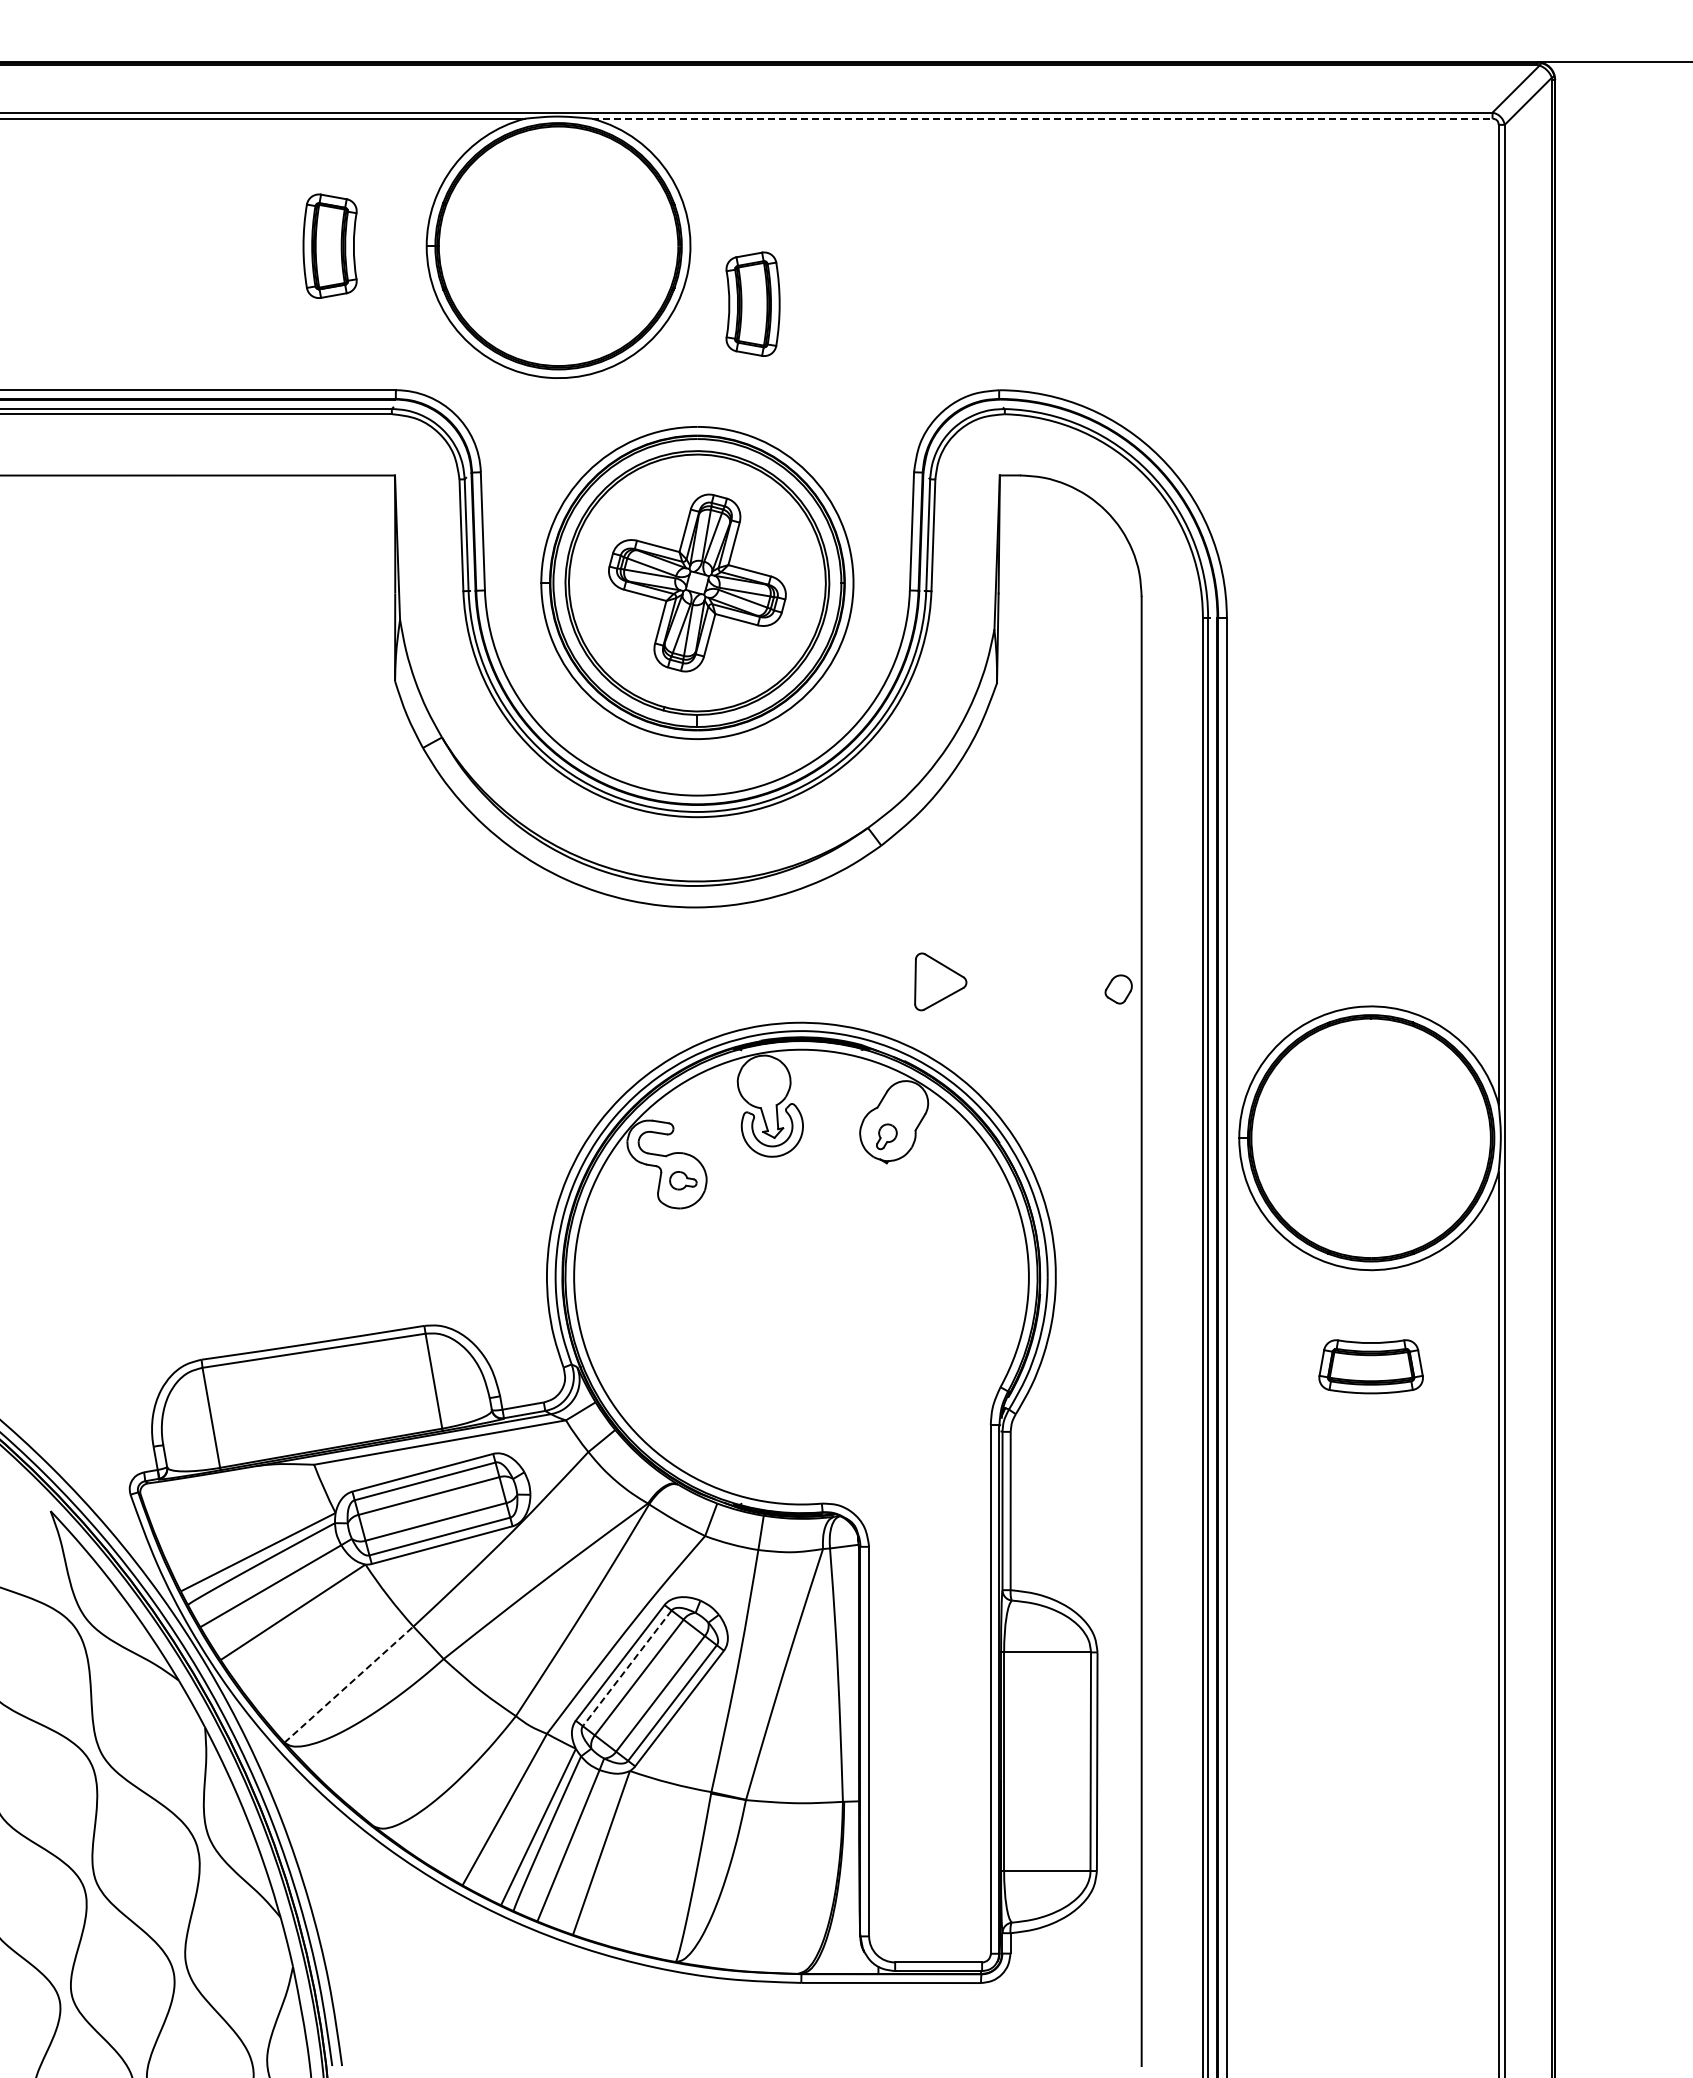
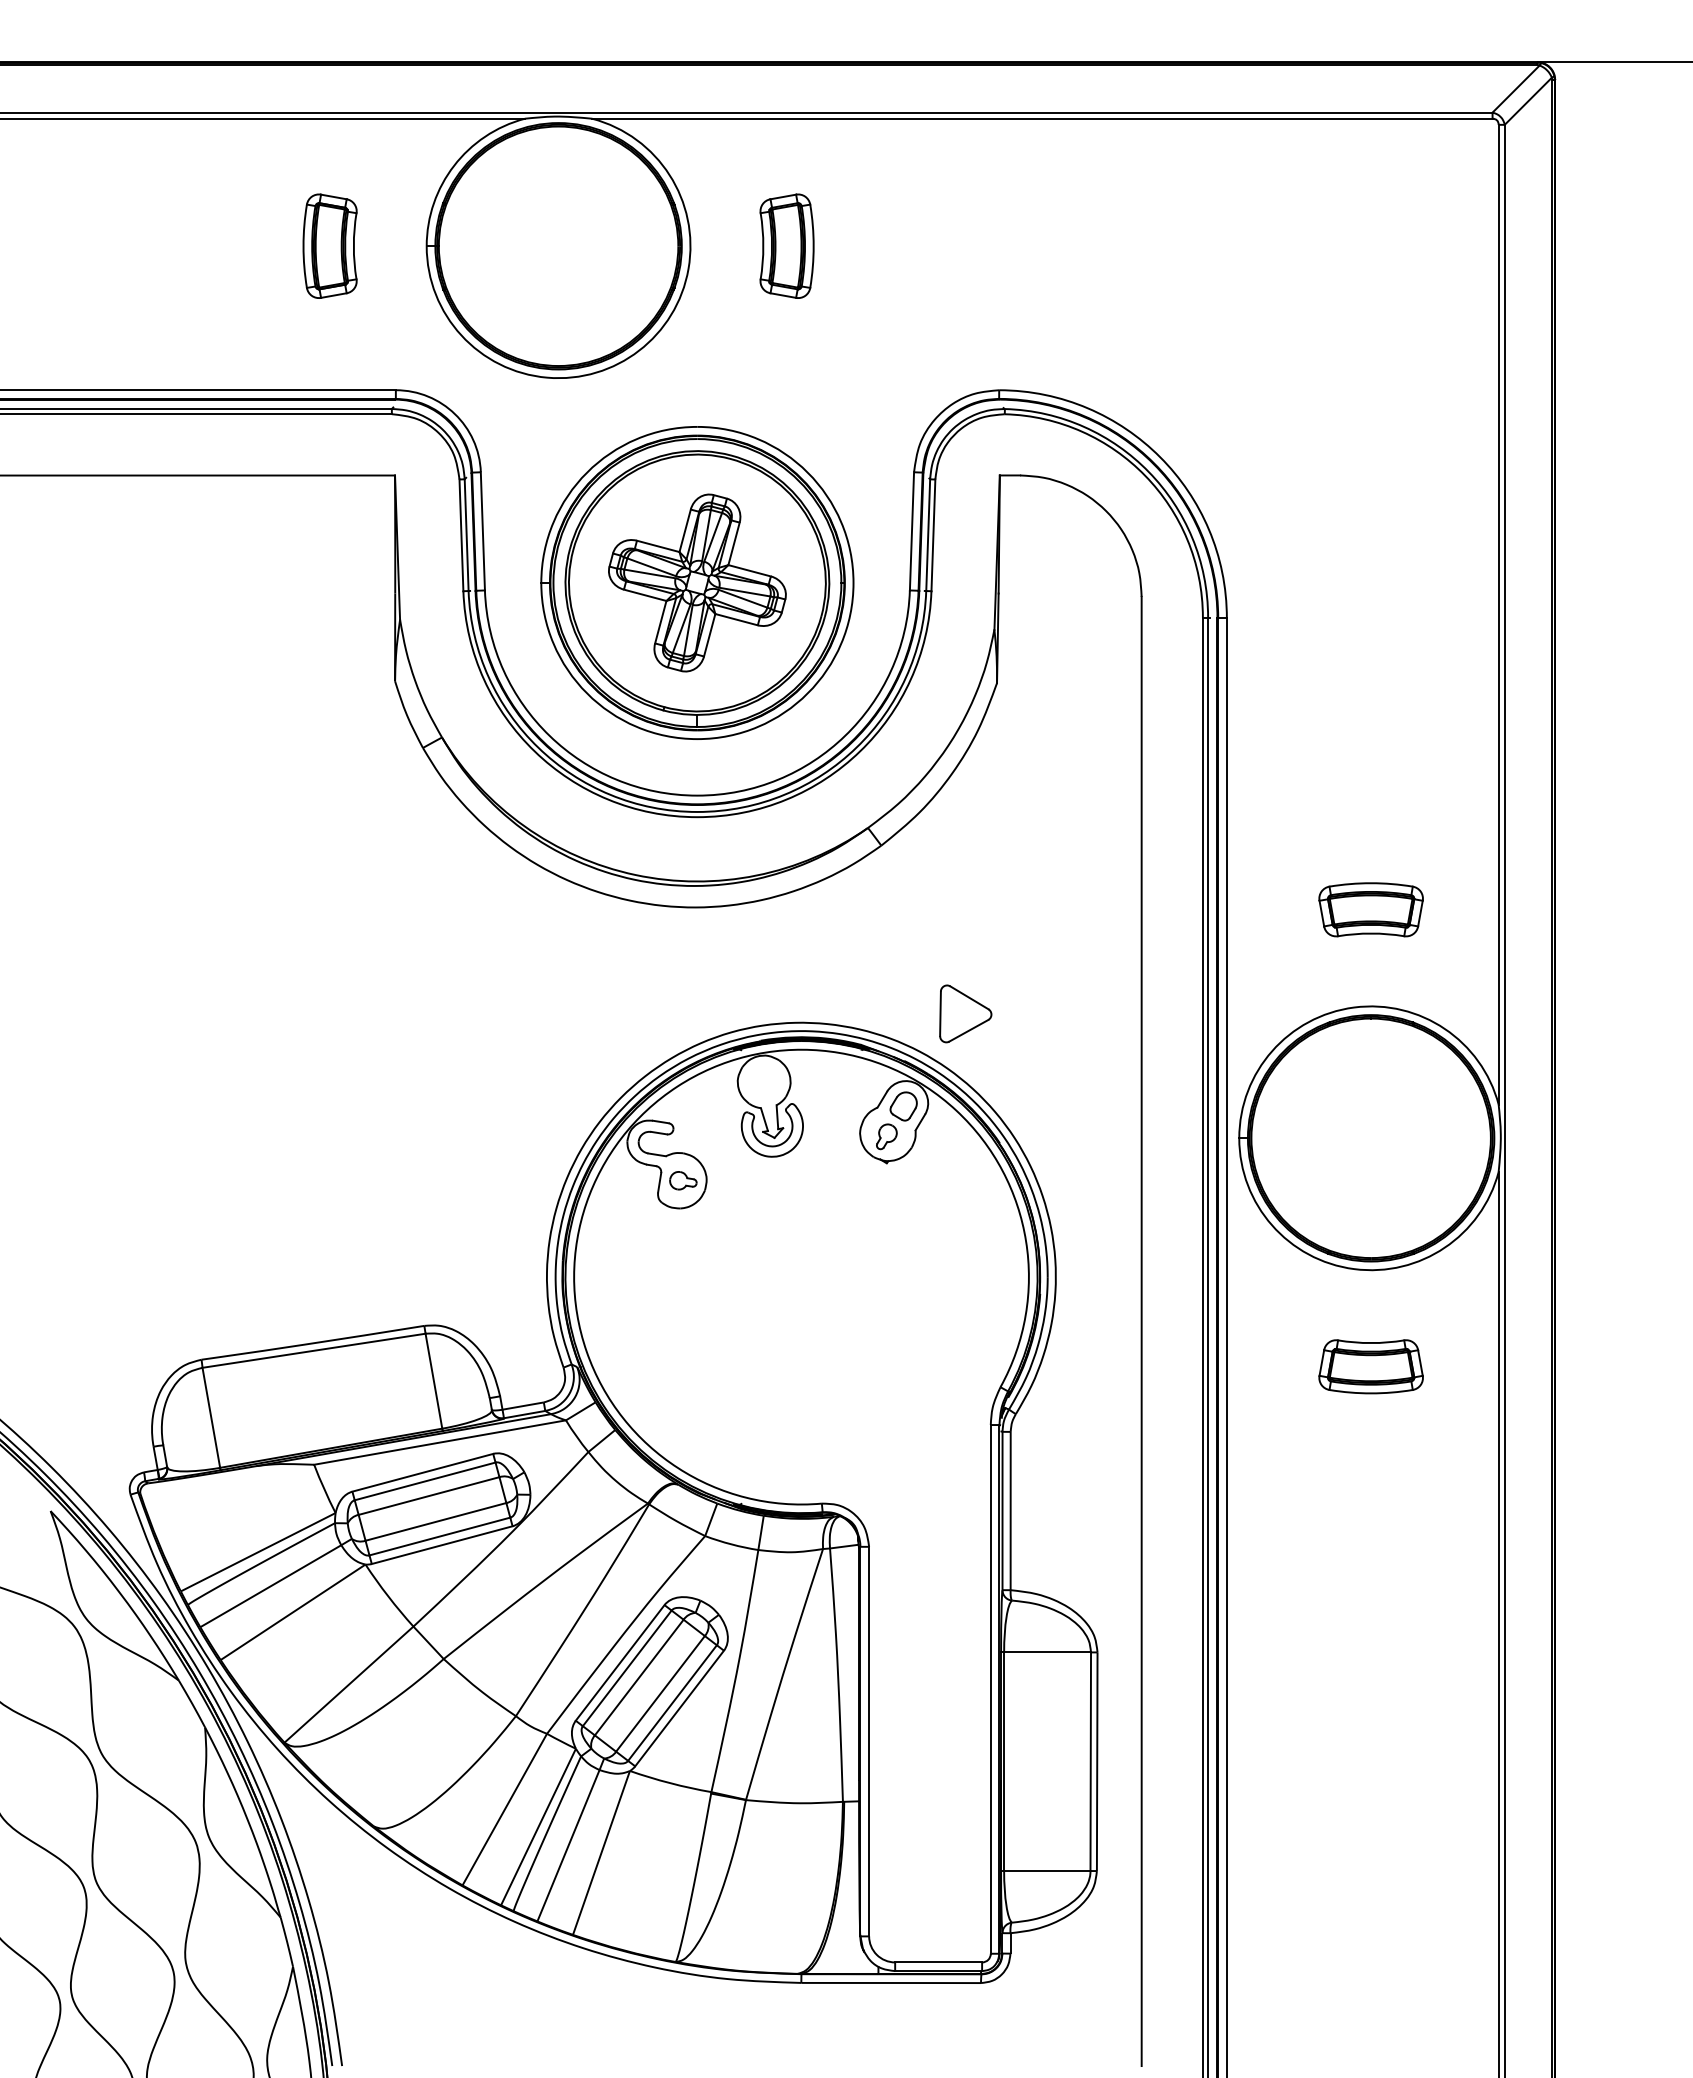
line: dashed -> solid (1042, 118)
part position: (752, 303) -> (786, 245) (786, 245)
part: none -> present (1370, 909)
part position: (940, 981) -> (965, 1013) (965, 1013)
part position: (1118, 989) -> (903, 1106) (903, 1106)
line: dashed -> solid (627, 1668)
line: dashed -> solid (348, 1684)
